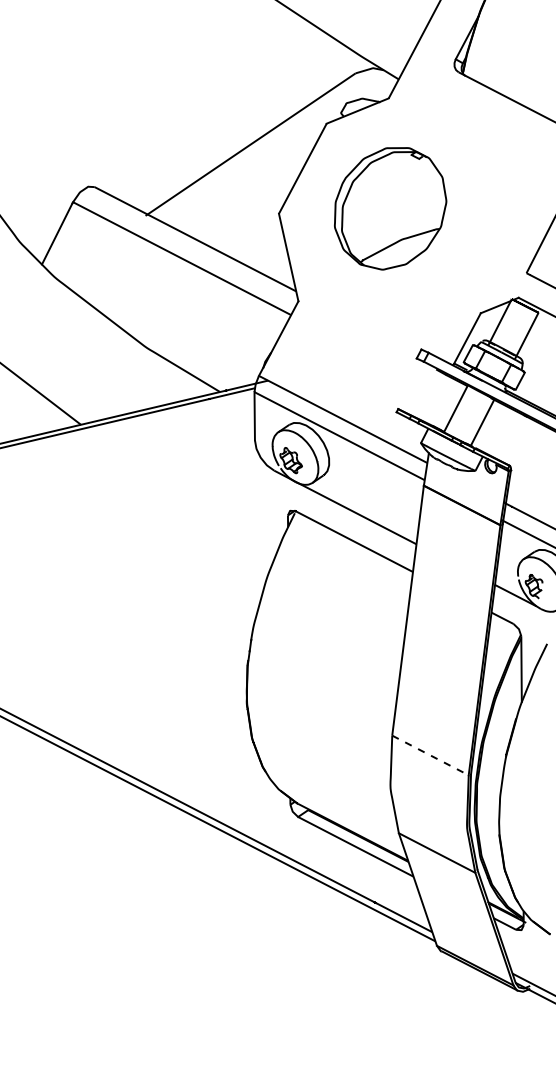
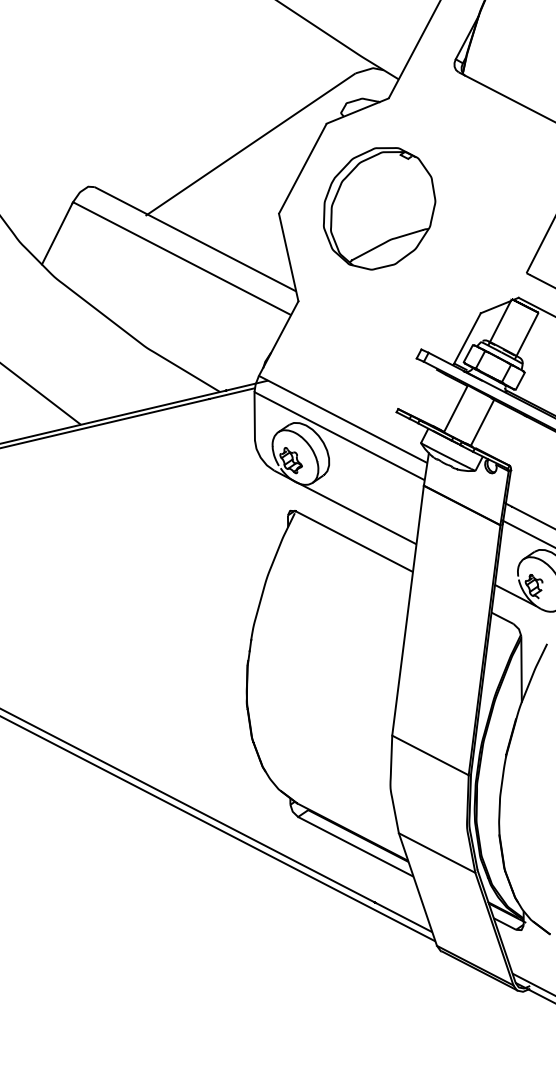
part position: (390, 208) -> (379, 208) (379, 208)
line: dashed -> solid (430, 755)
